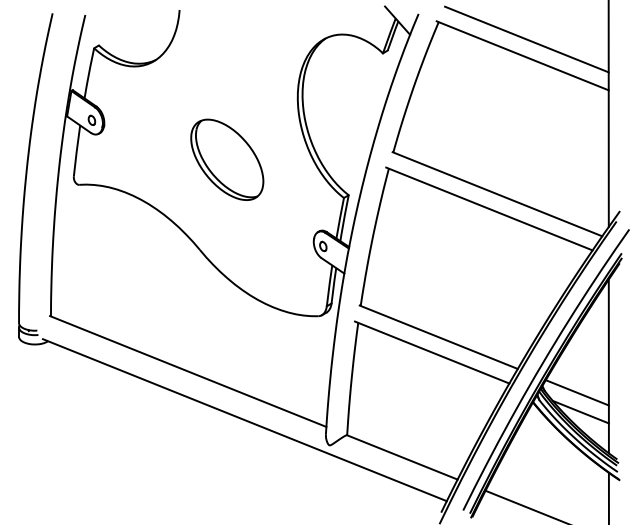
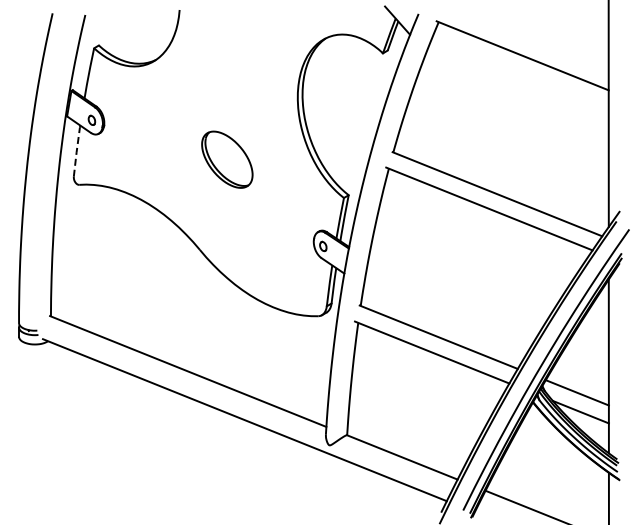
line: present -> none (526, 39)
line: solid -> dashed (76, 150)
part size: 75x83 px -> 53x59 px (227, 159)
